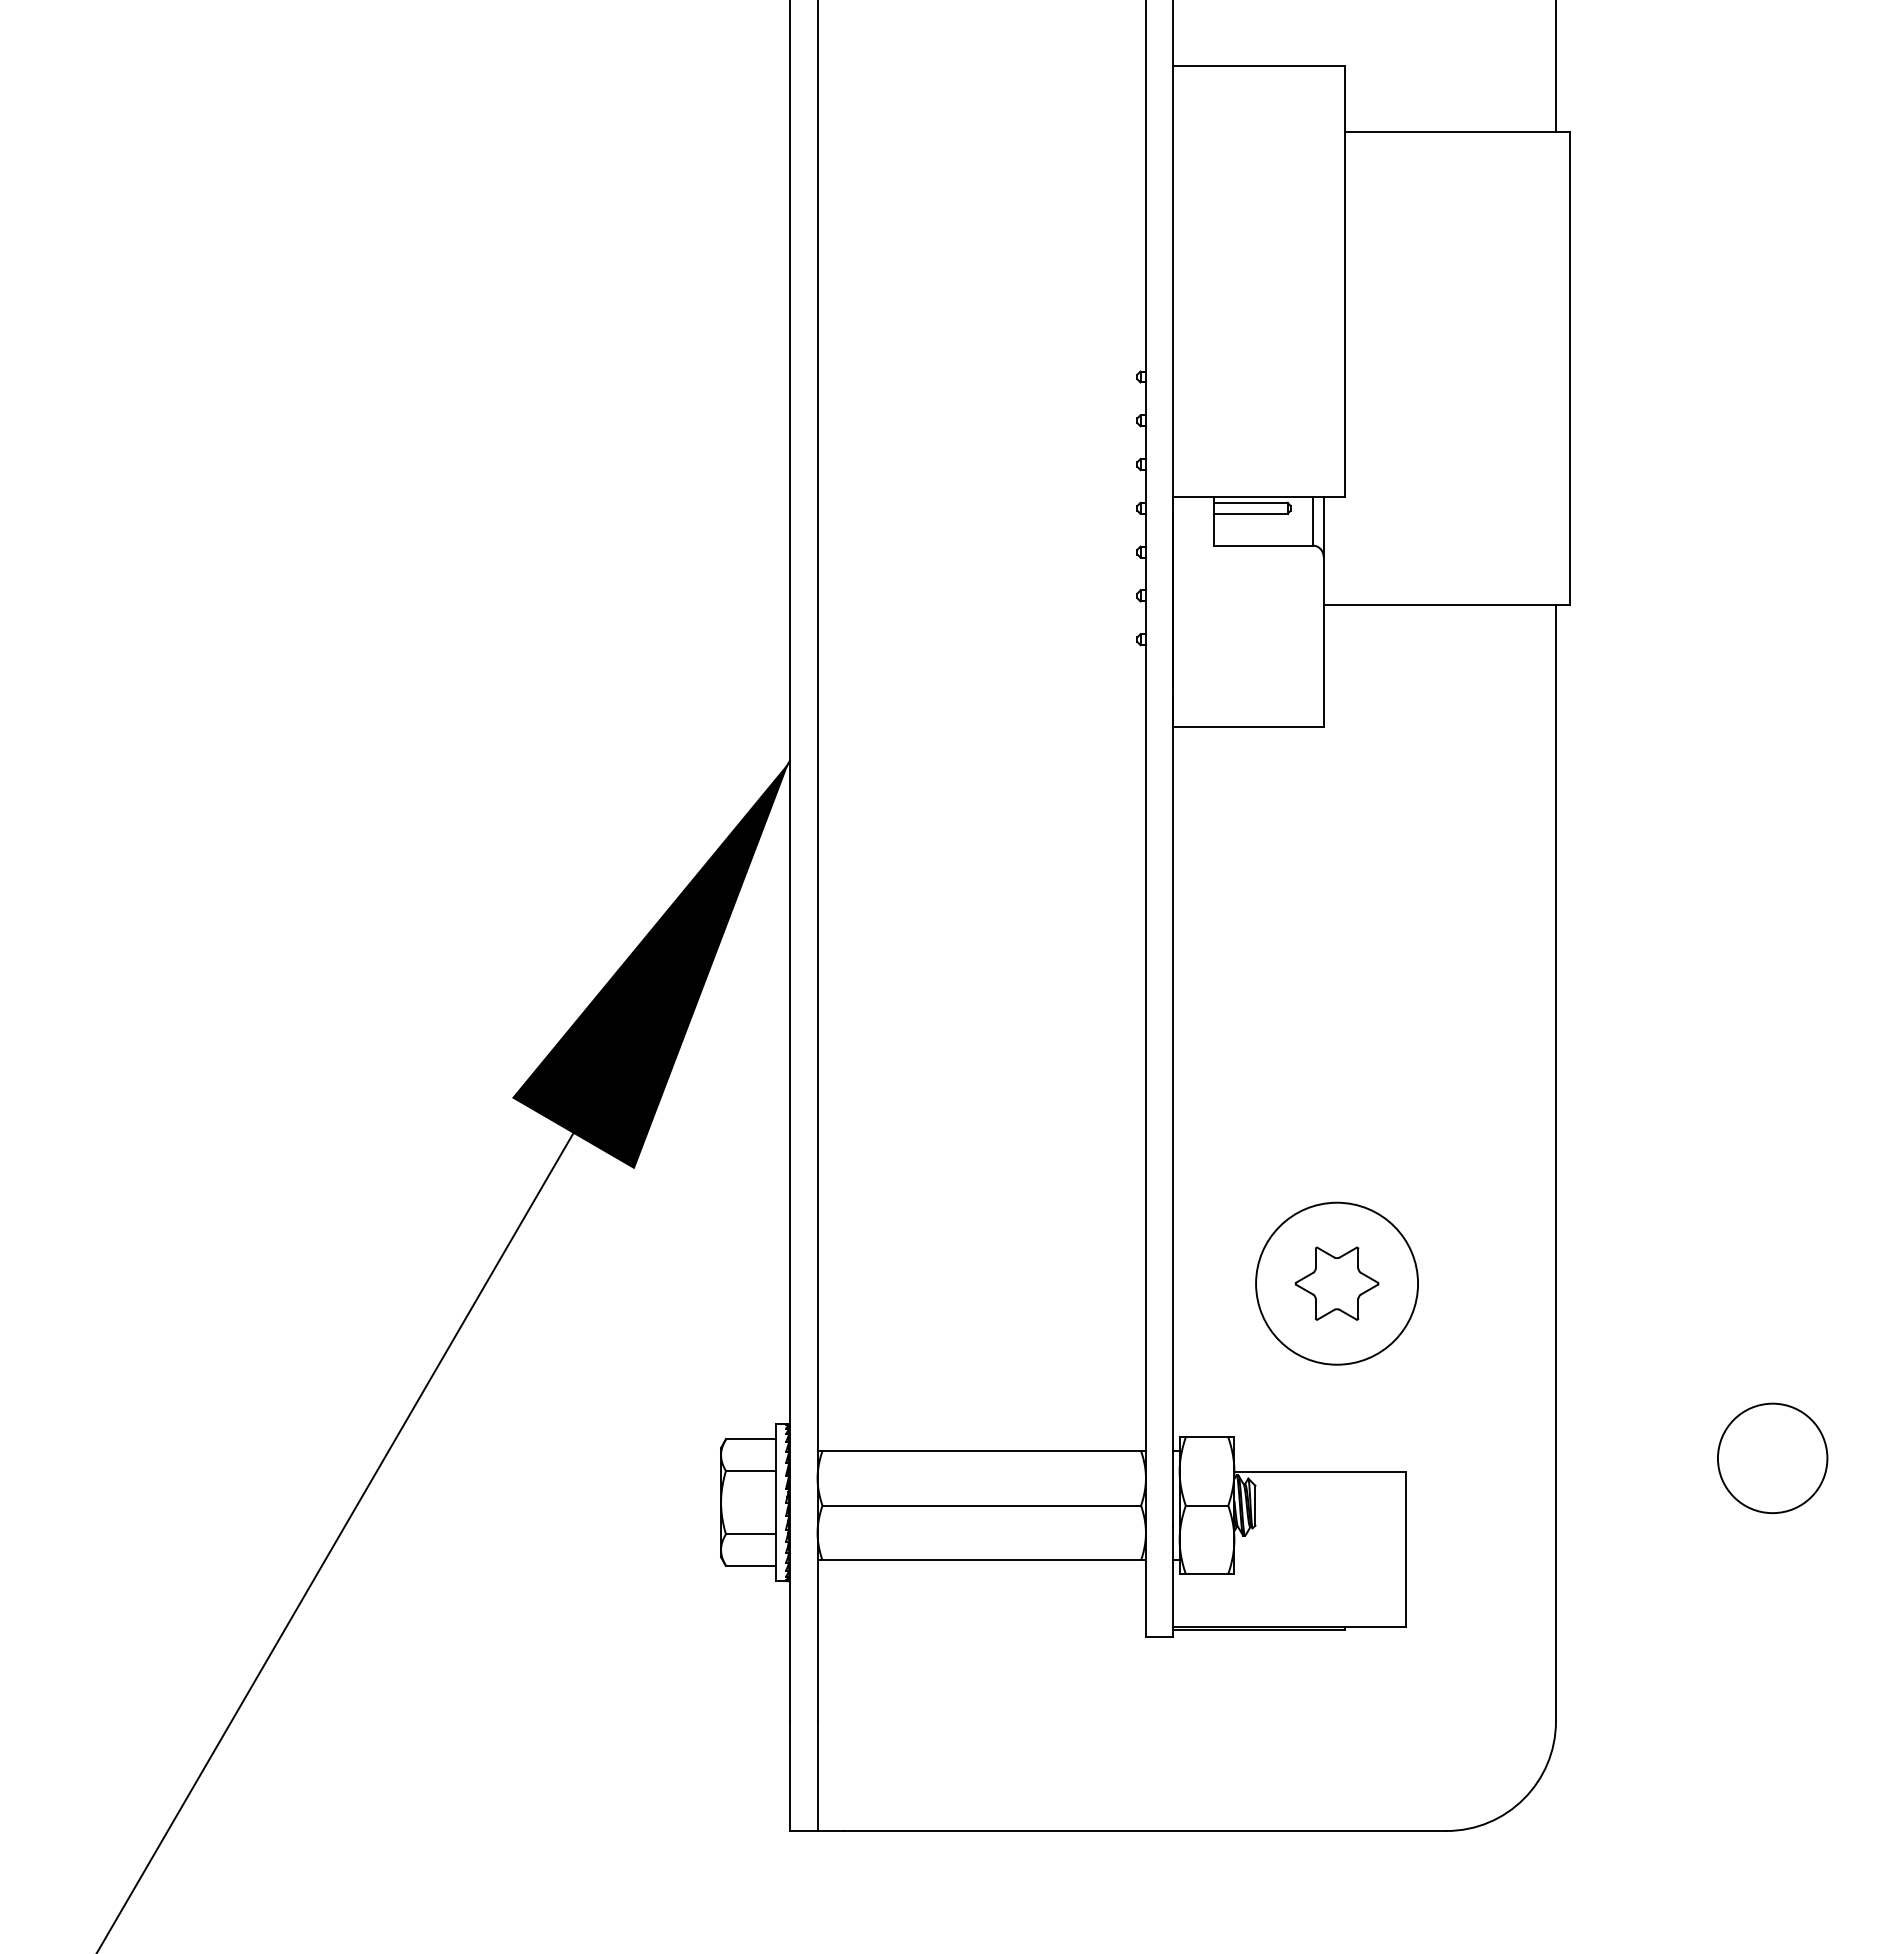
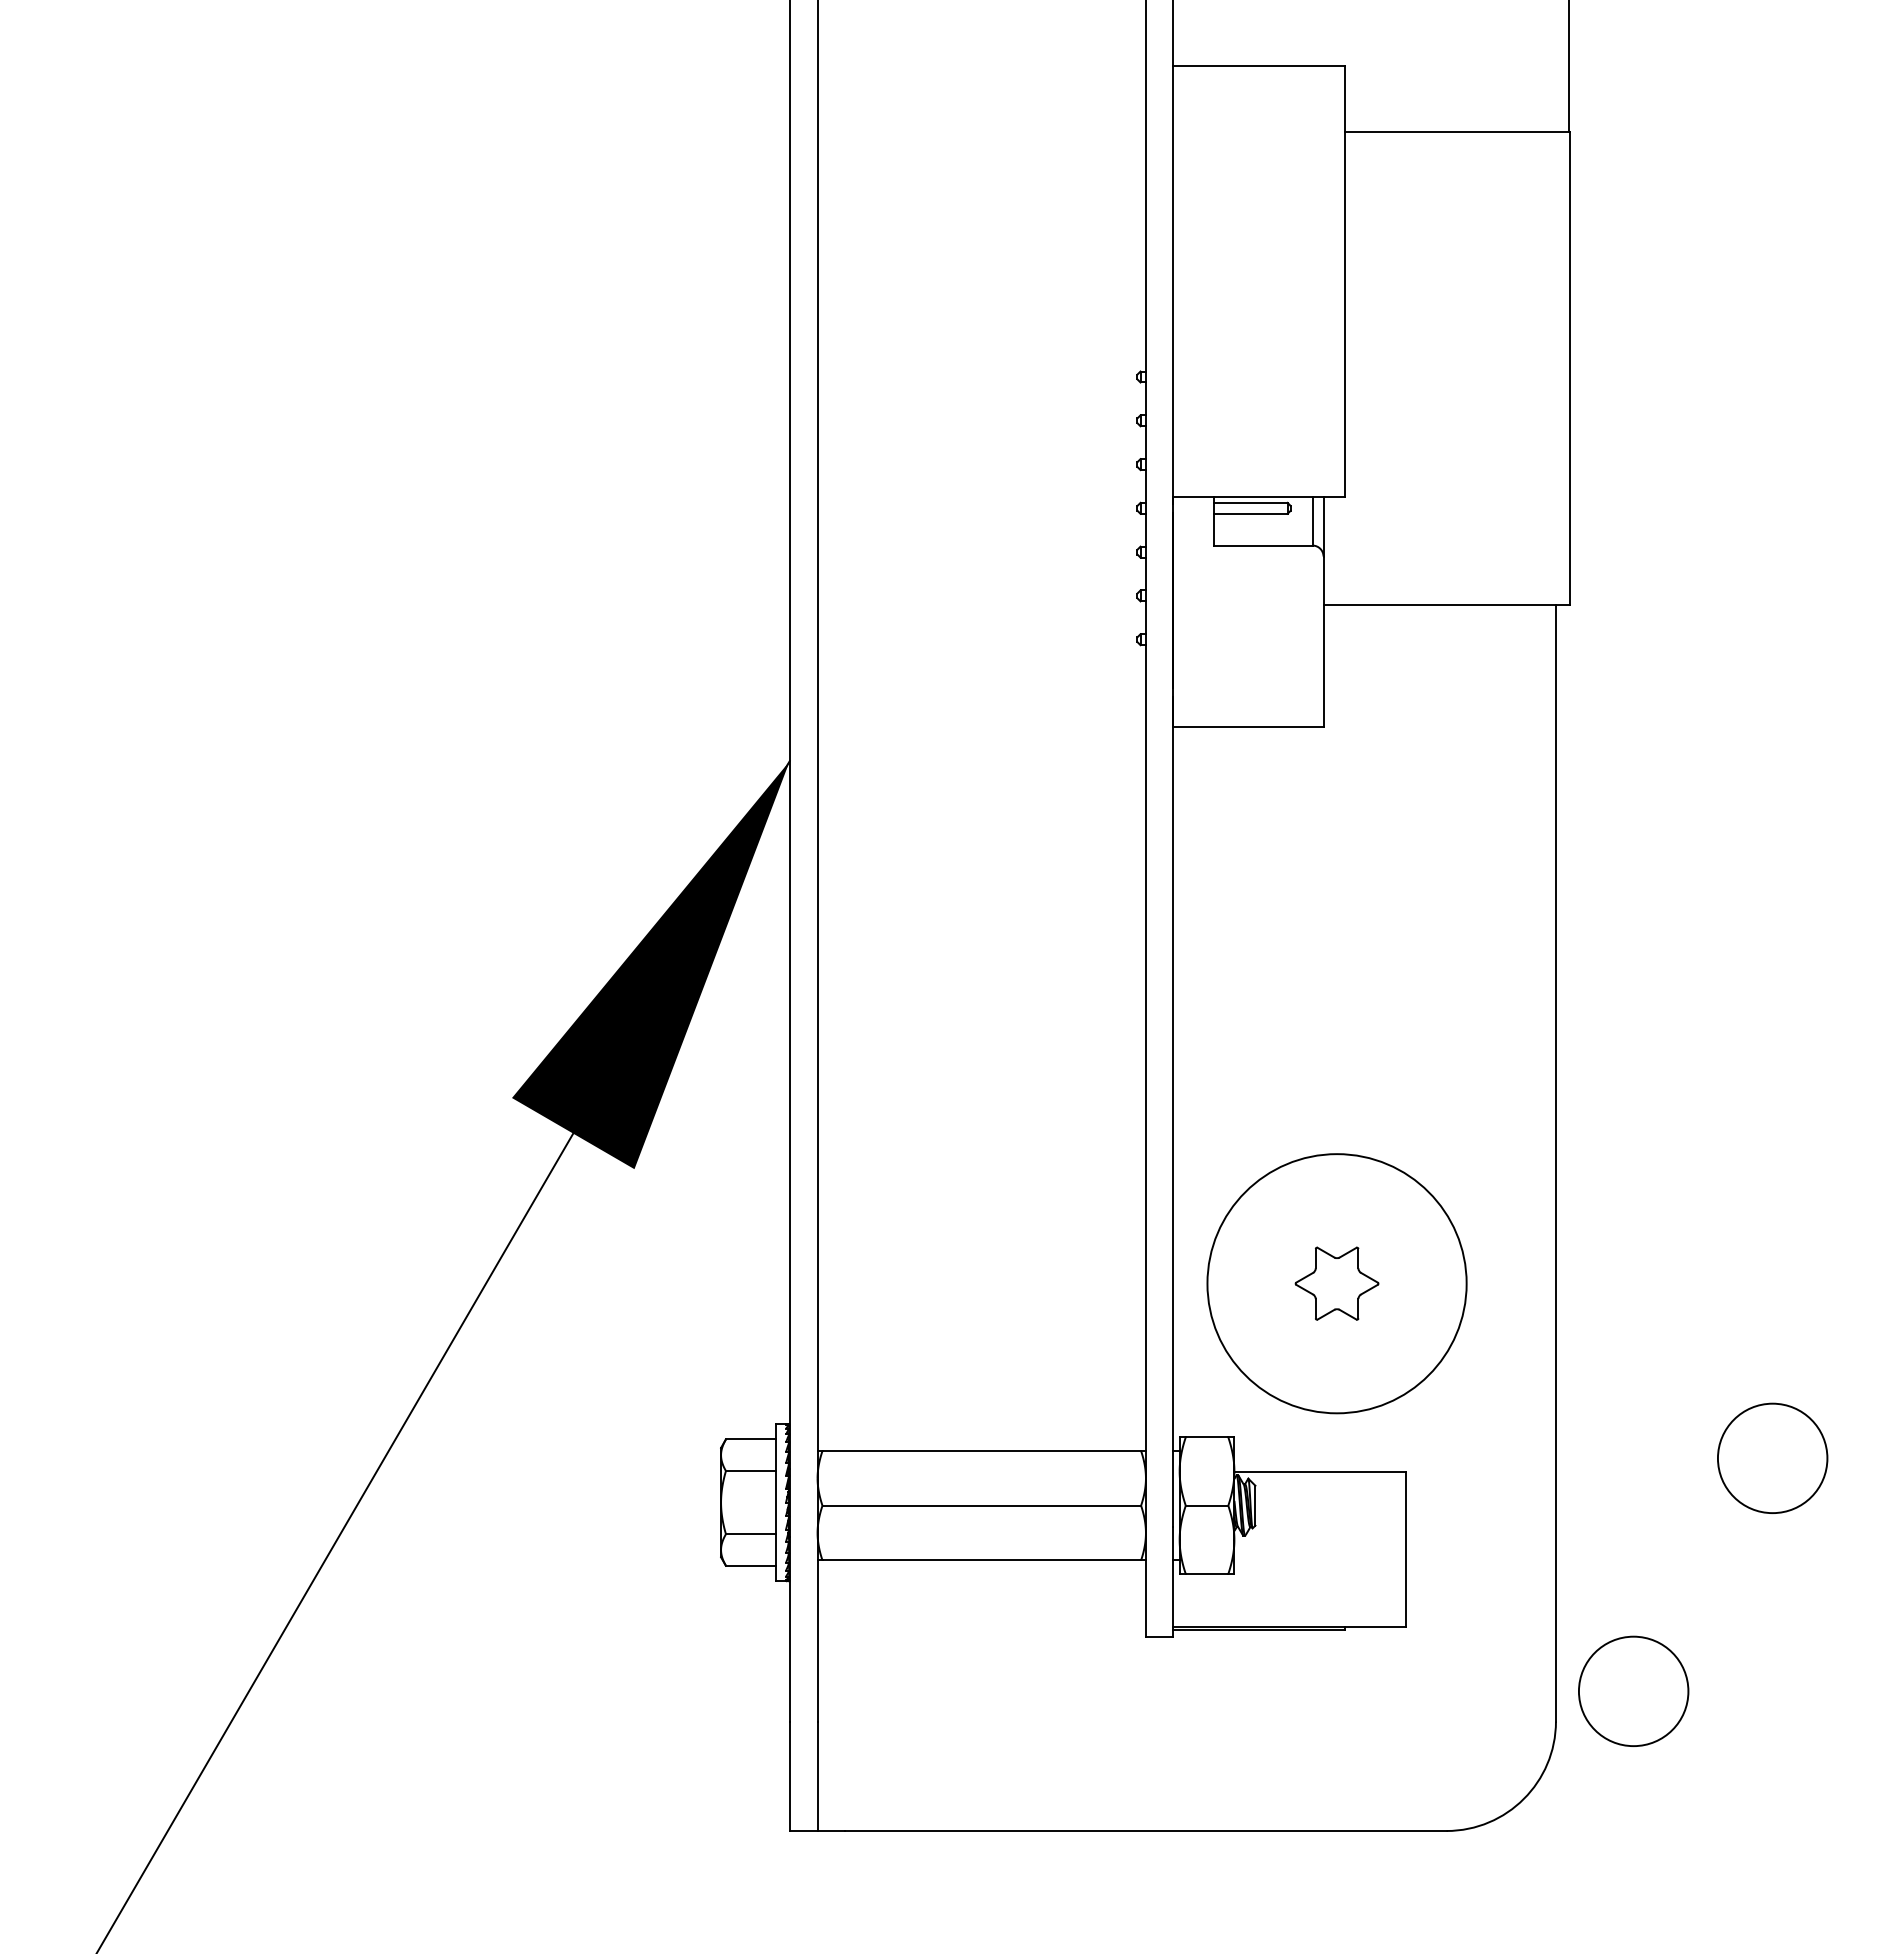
line position: (1555, 67) -> (1568, 67) (1568, 67)
circle diameter: 162 px -> 259 px (1336, 1283)
circle: none -> present (1633, 1690)
